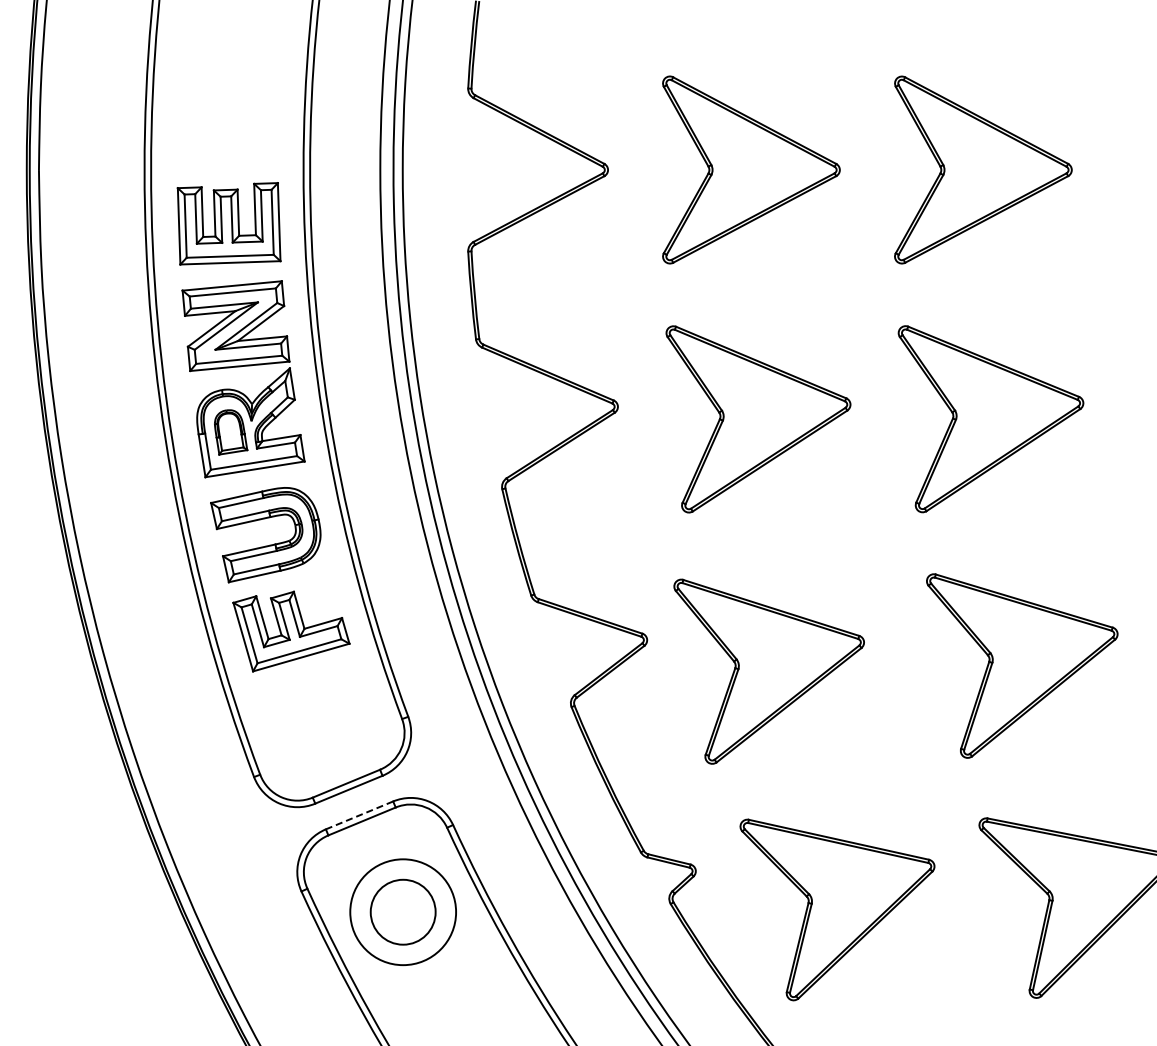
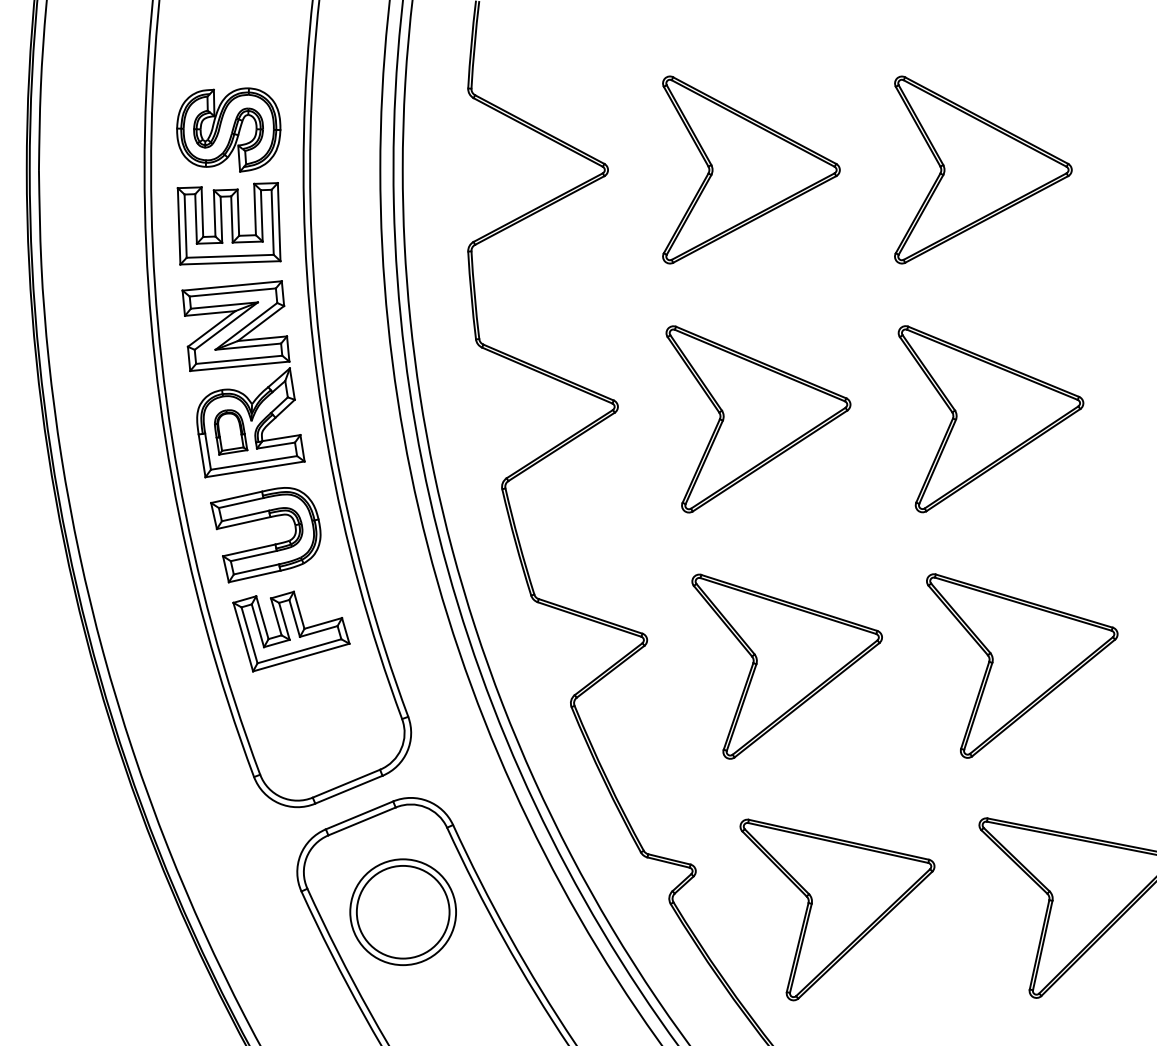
part: none -> present (228, 129)
part position: (768, 671) -> (786, 666) (786, 666)
line: dashed -> solid (359, 815)
circle diameter: 65 px -> 93 px (402, 911)
